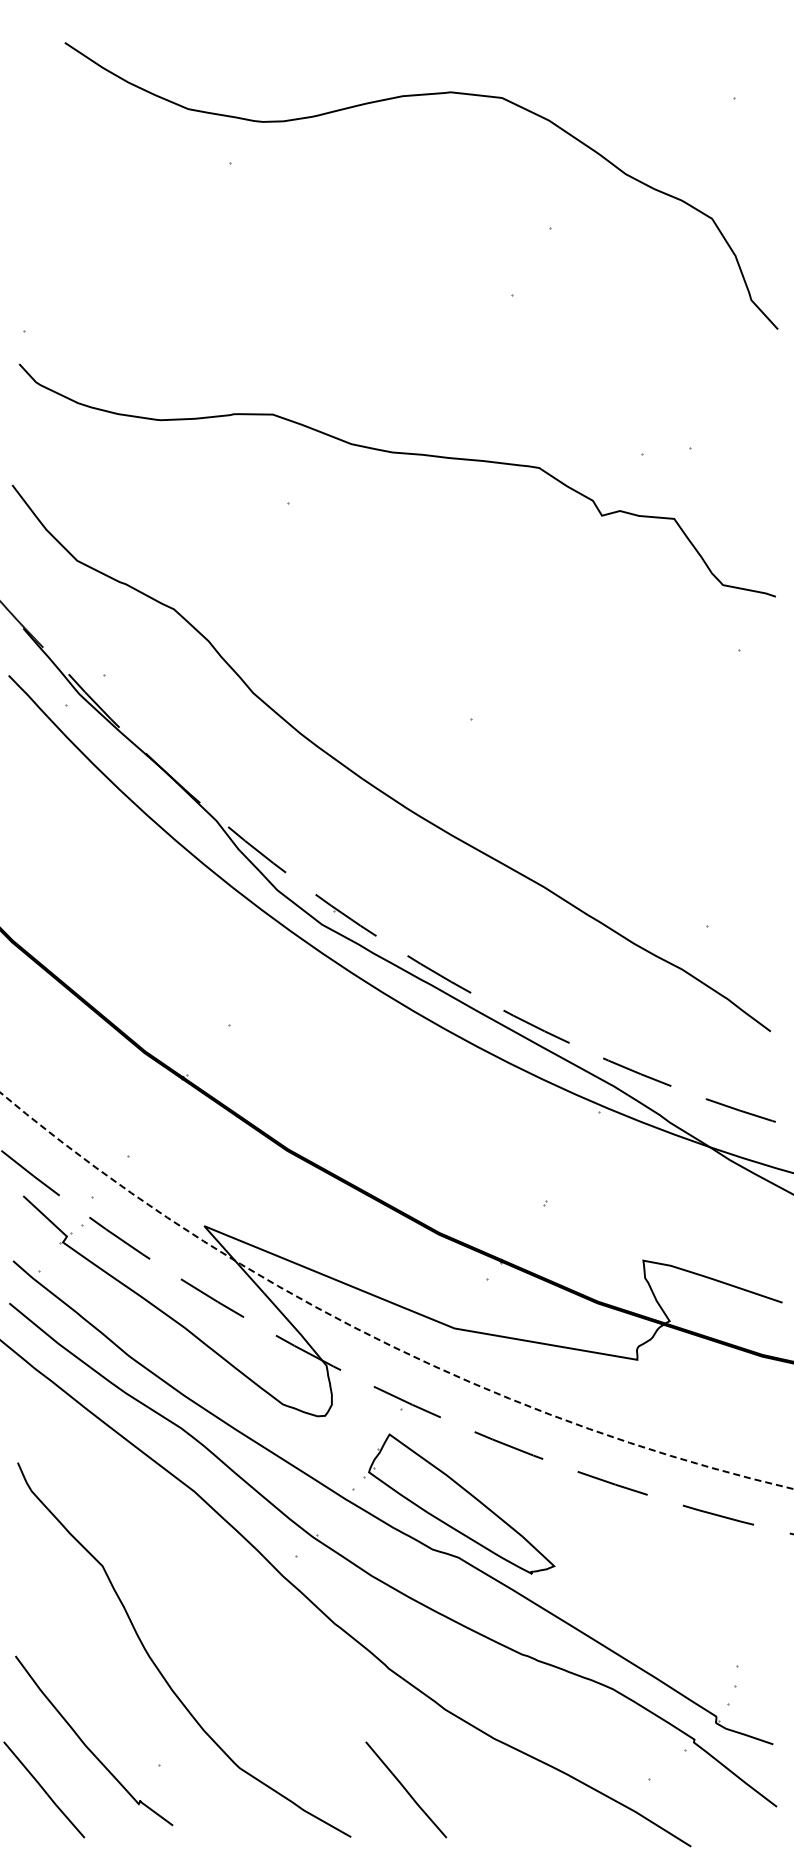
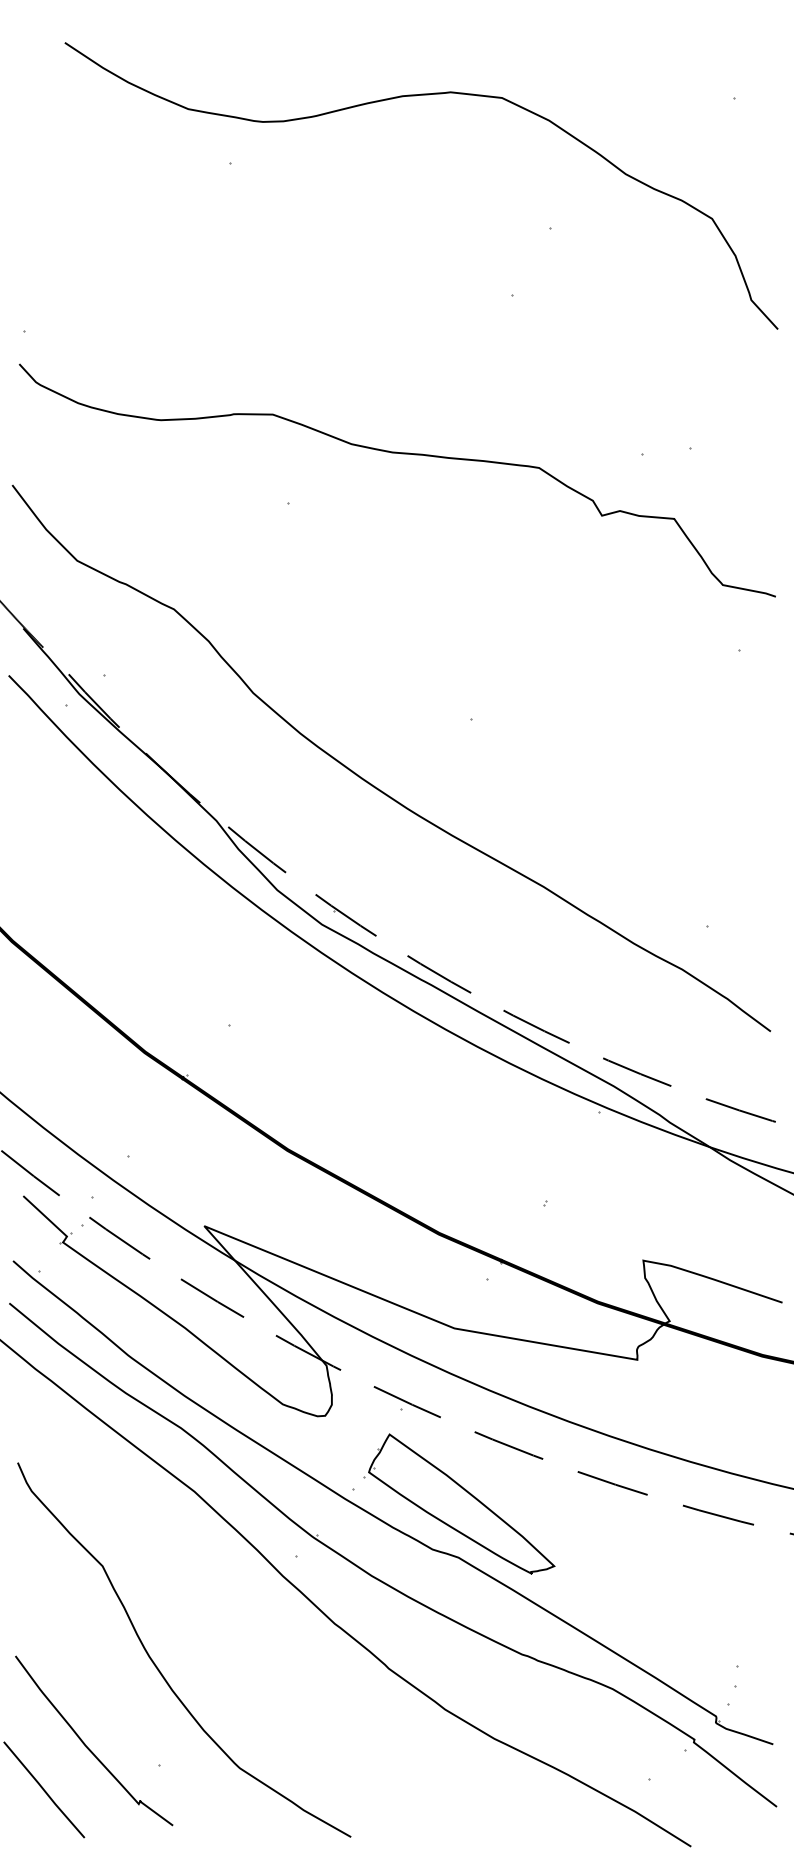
line: dashed -> solid (373, 1336)
line: present -> none (406, 1789)
